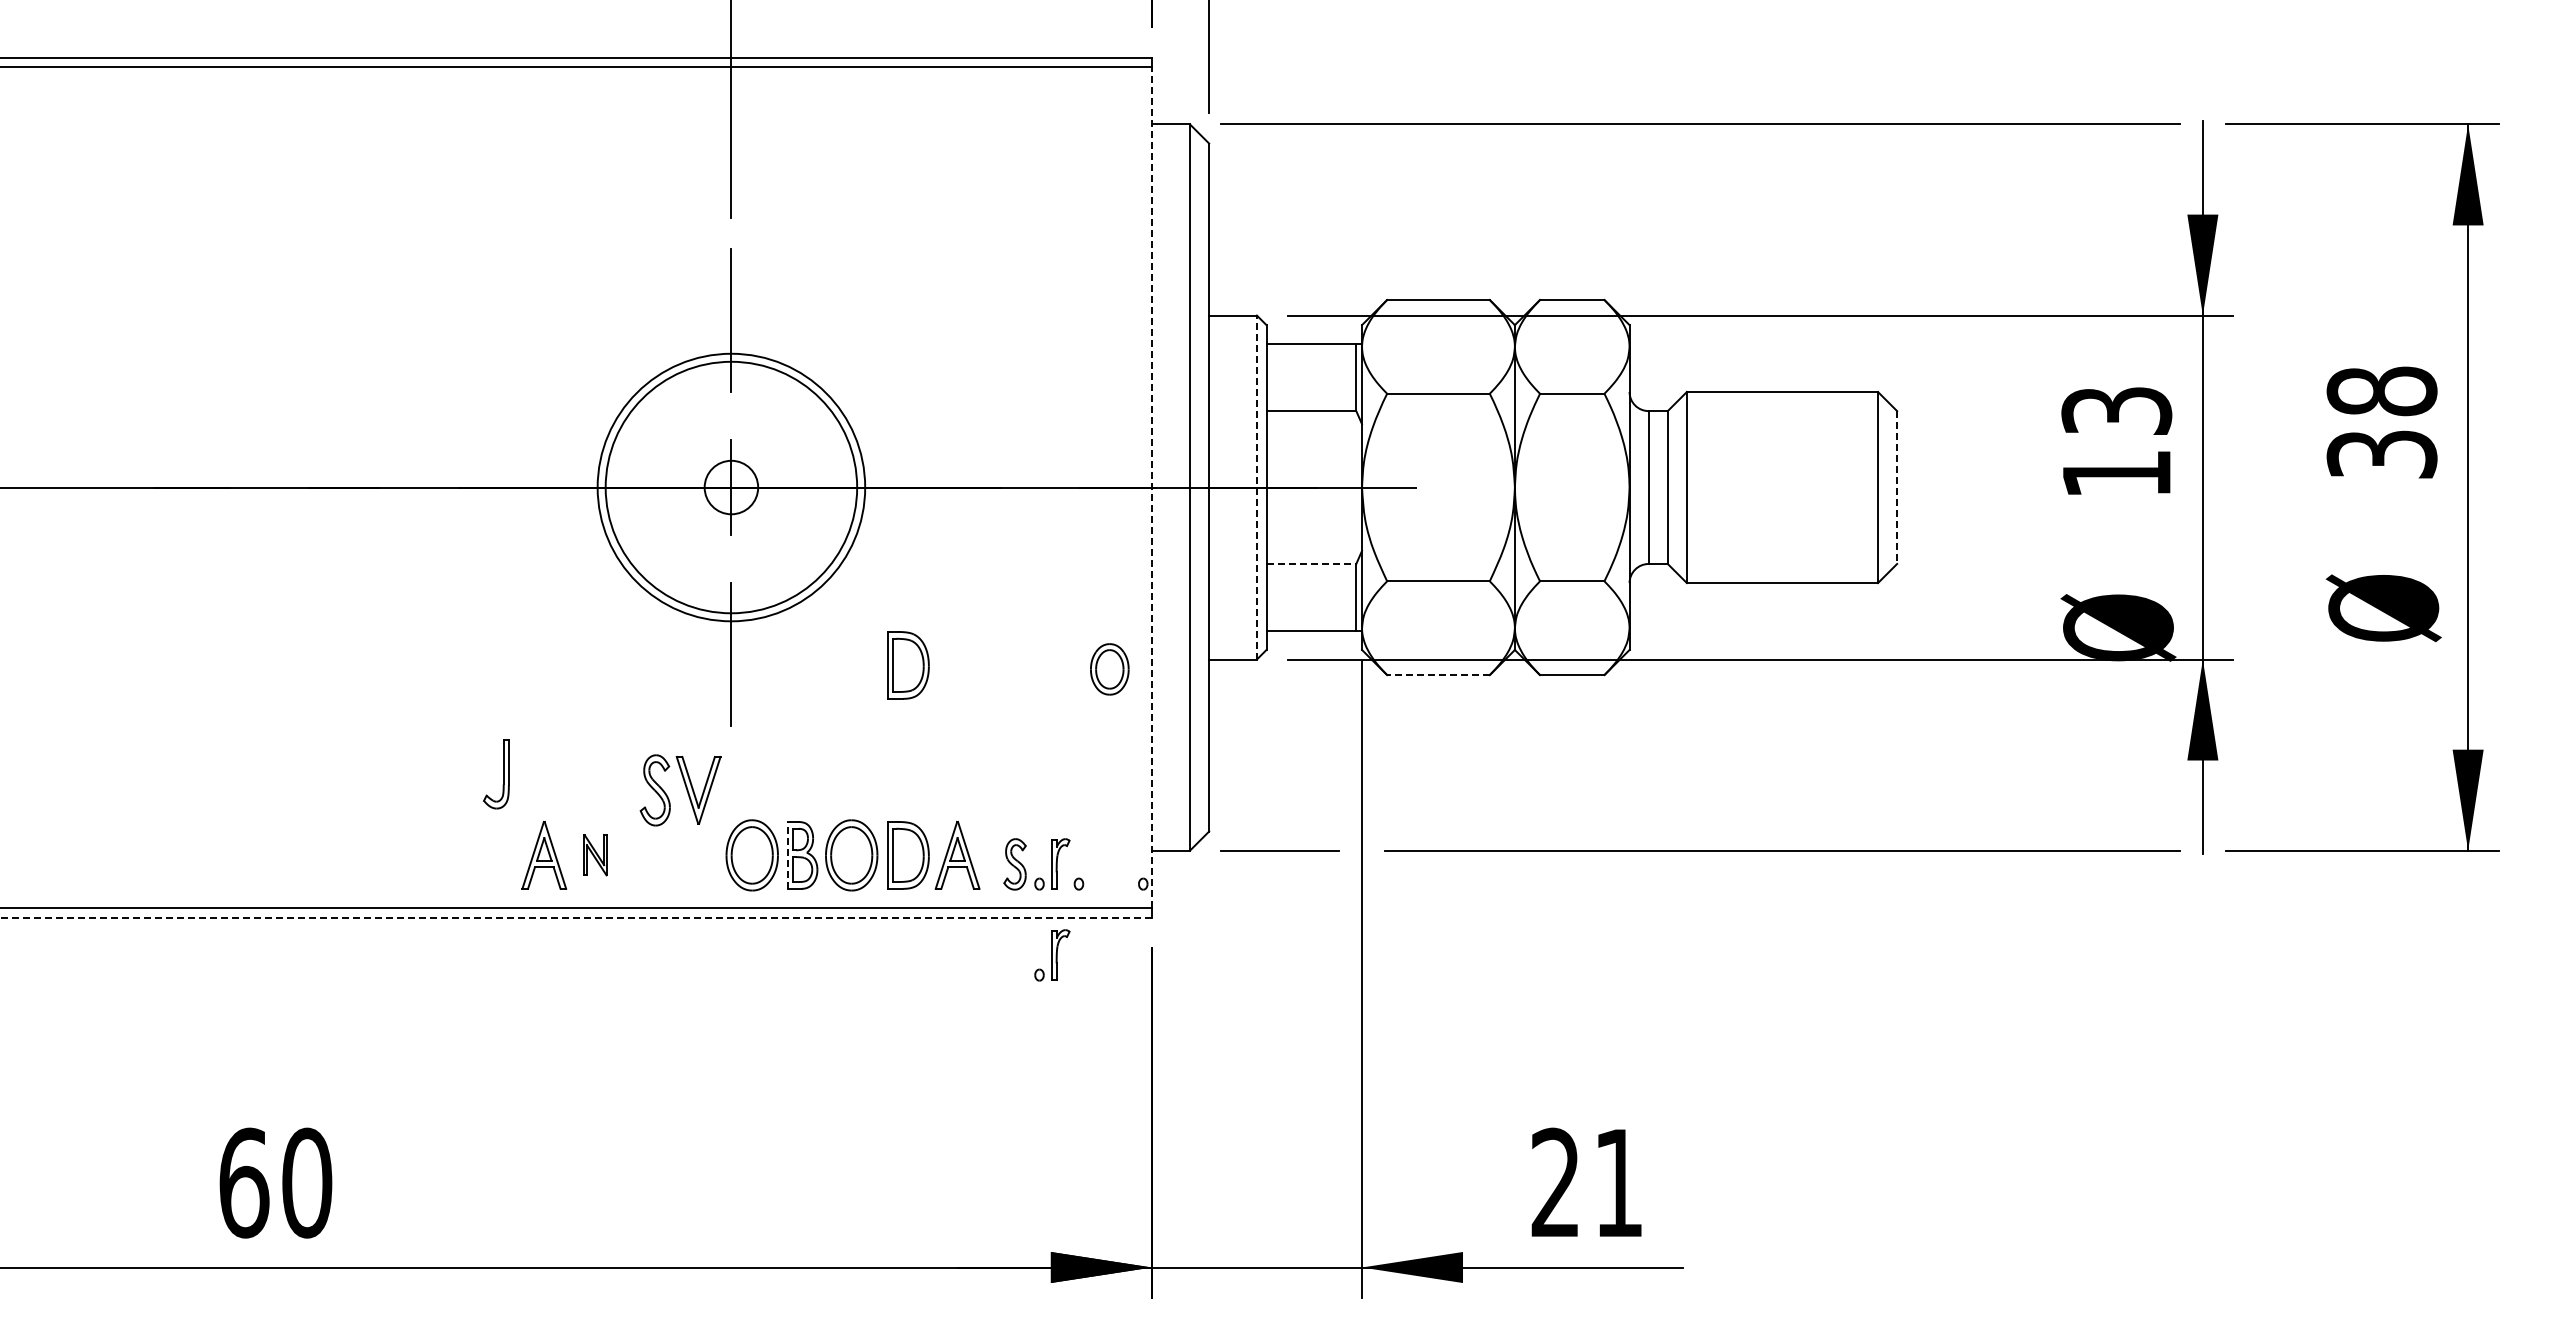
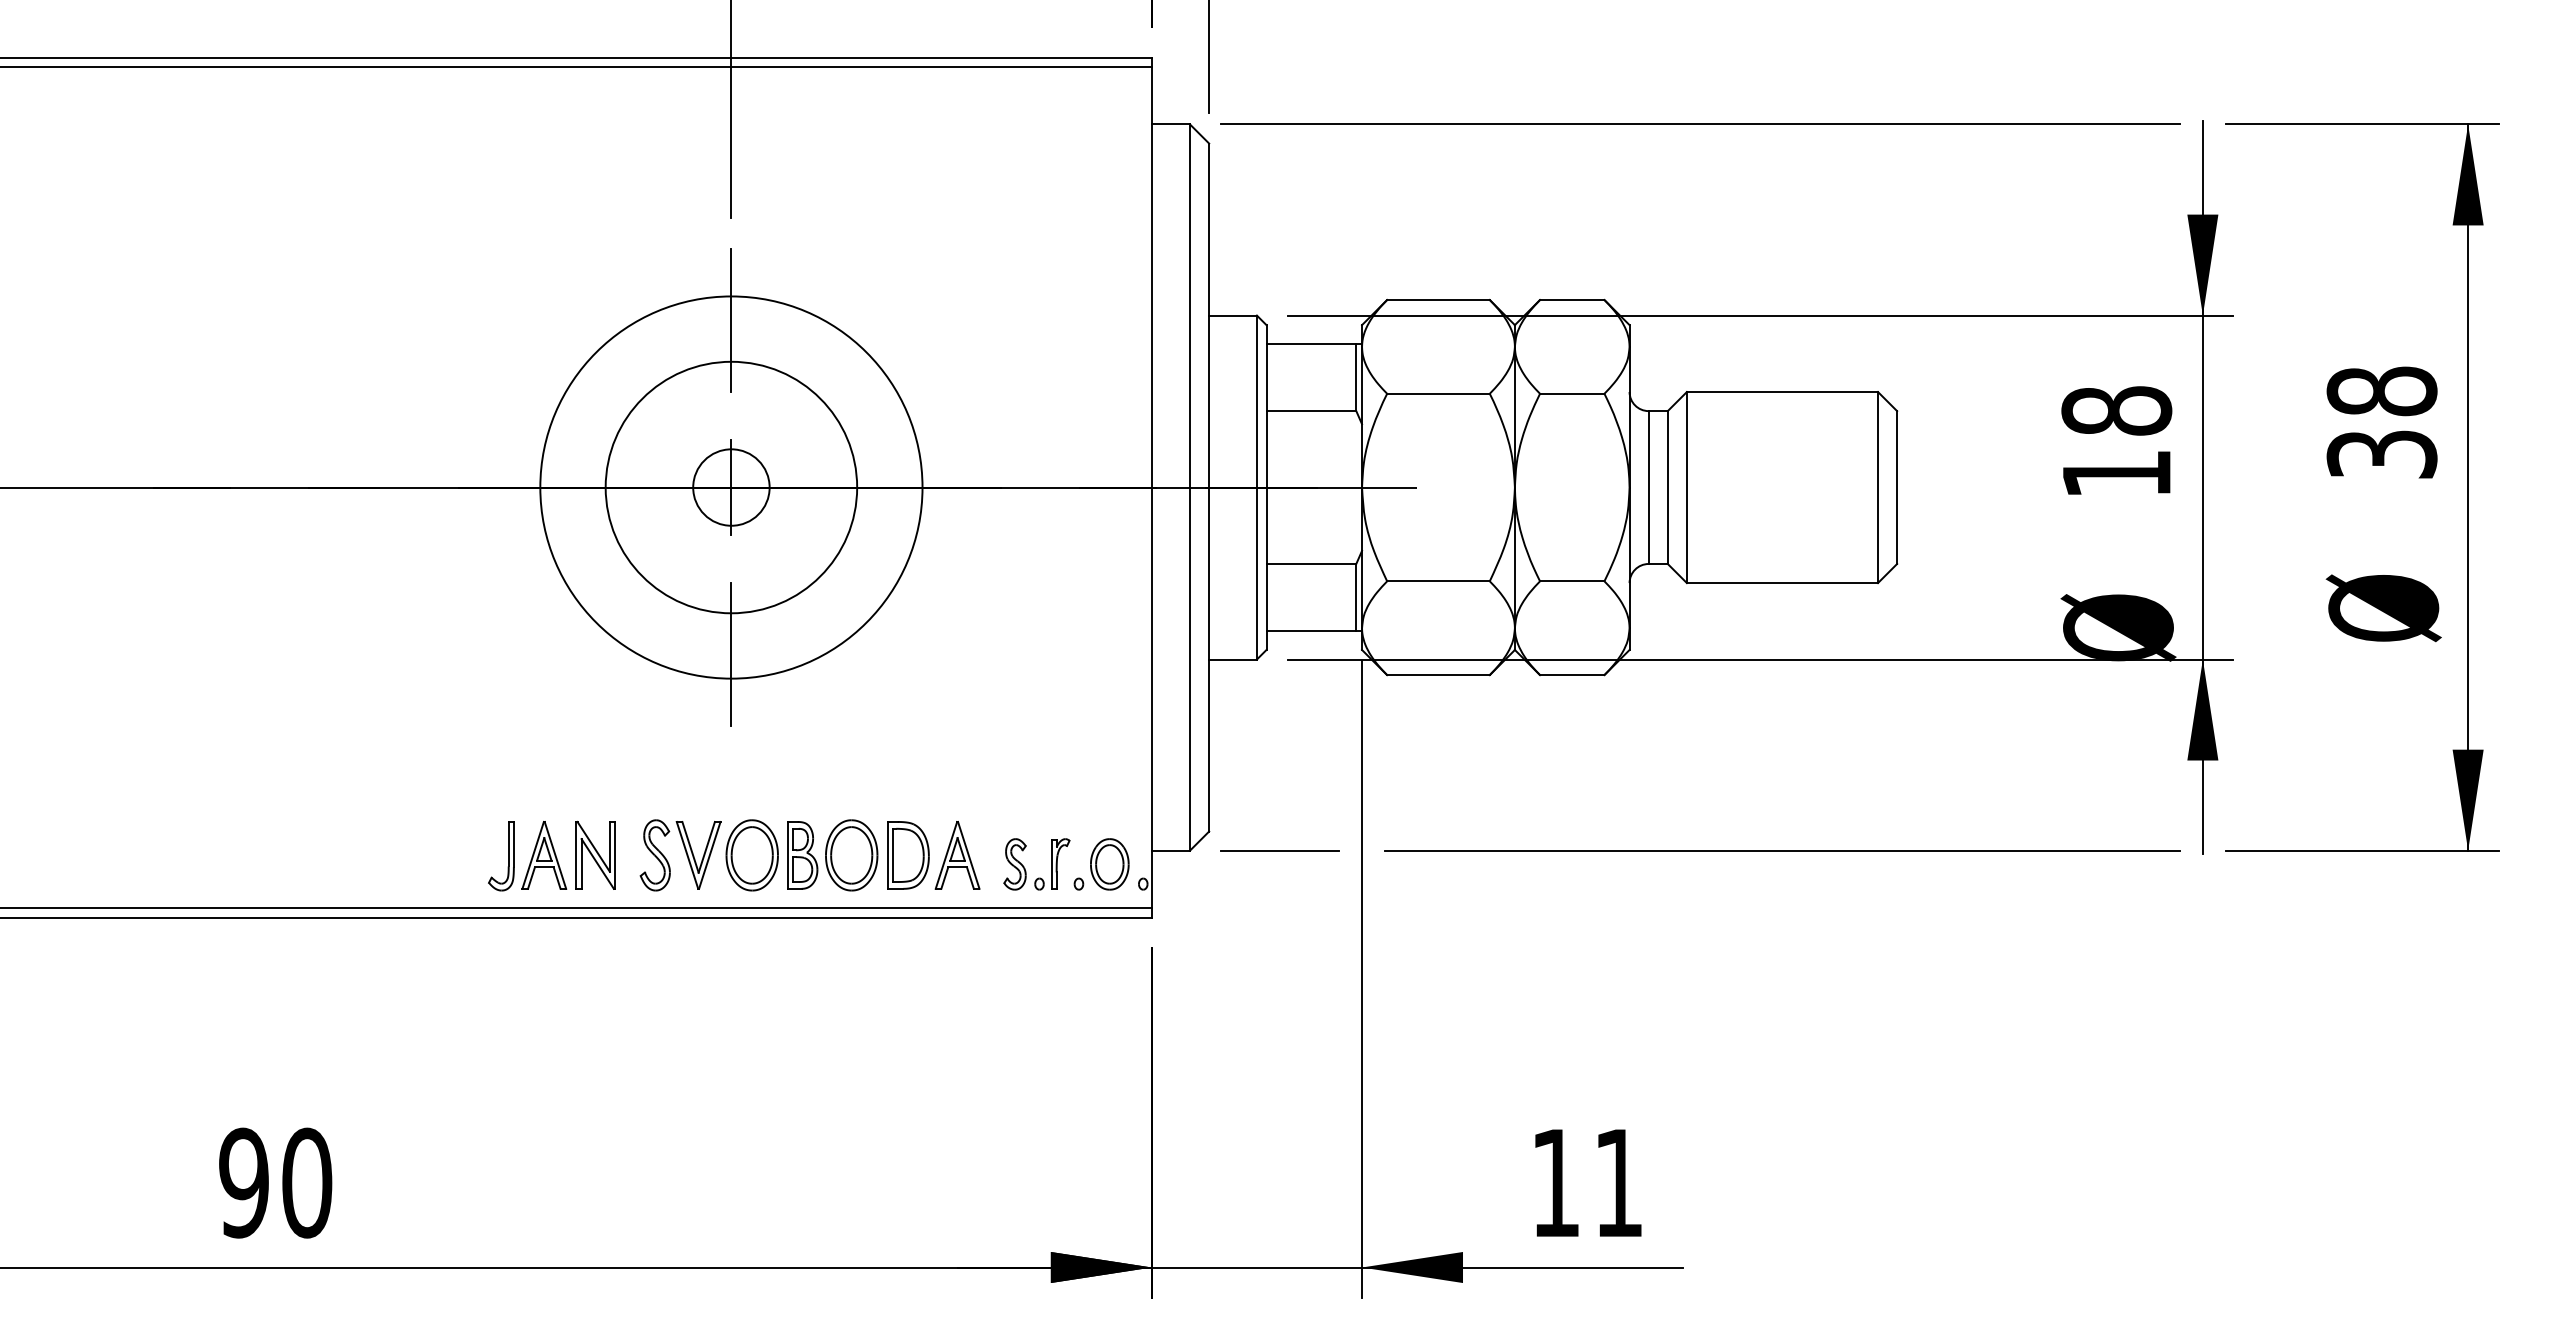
text: 13 -> 18 (2116, 410)
circle diameter: 268 px -> 382 px (731, 487)
circle diameter: 54 px -> 76 px (731, 487)
line: dashed -> solid (1151, 487)
line: dashed -> solid (1256, 487)
line: dashed -> solid (1897, 488)
line: dashed -> solid (1311, 563)
part: present -> none (908, 665)
part position: (1109, 669) -> (1109, 864) (1109, 864)
line: dashed -> solid (1437, 675)
part position: (503, 774) -> (508, 856) (508, 856)
part position: (680, 790) -> (680, 855) (680, 855)
line: dashed -> solid (788, 854)
part size: 25x43 px -> 41x70 px (595, 854)
line: dashed -> solid (575, 917)
part: present -> none (1052, 955)
text: 21 -> 11 (1554, 1181)
text: 60 -> 90 (244, 1182)
